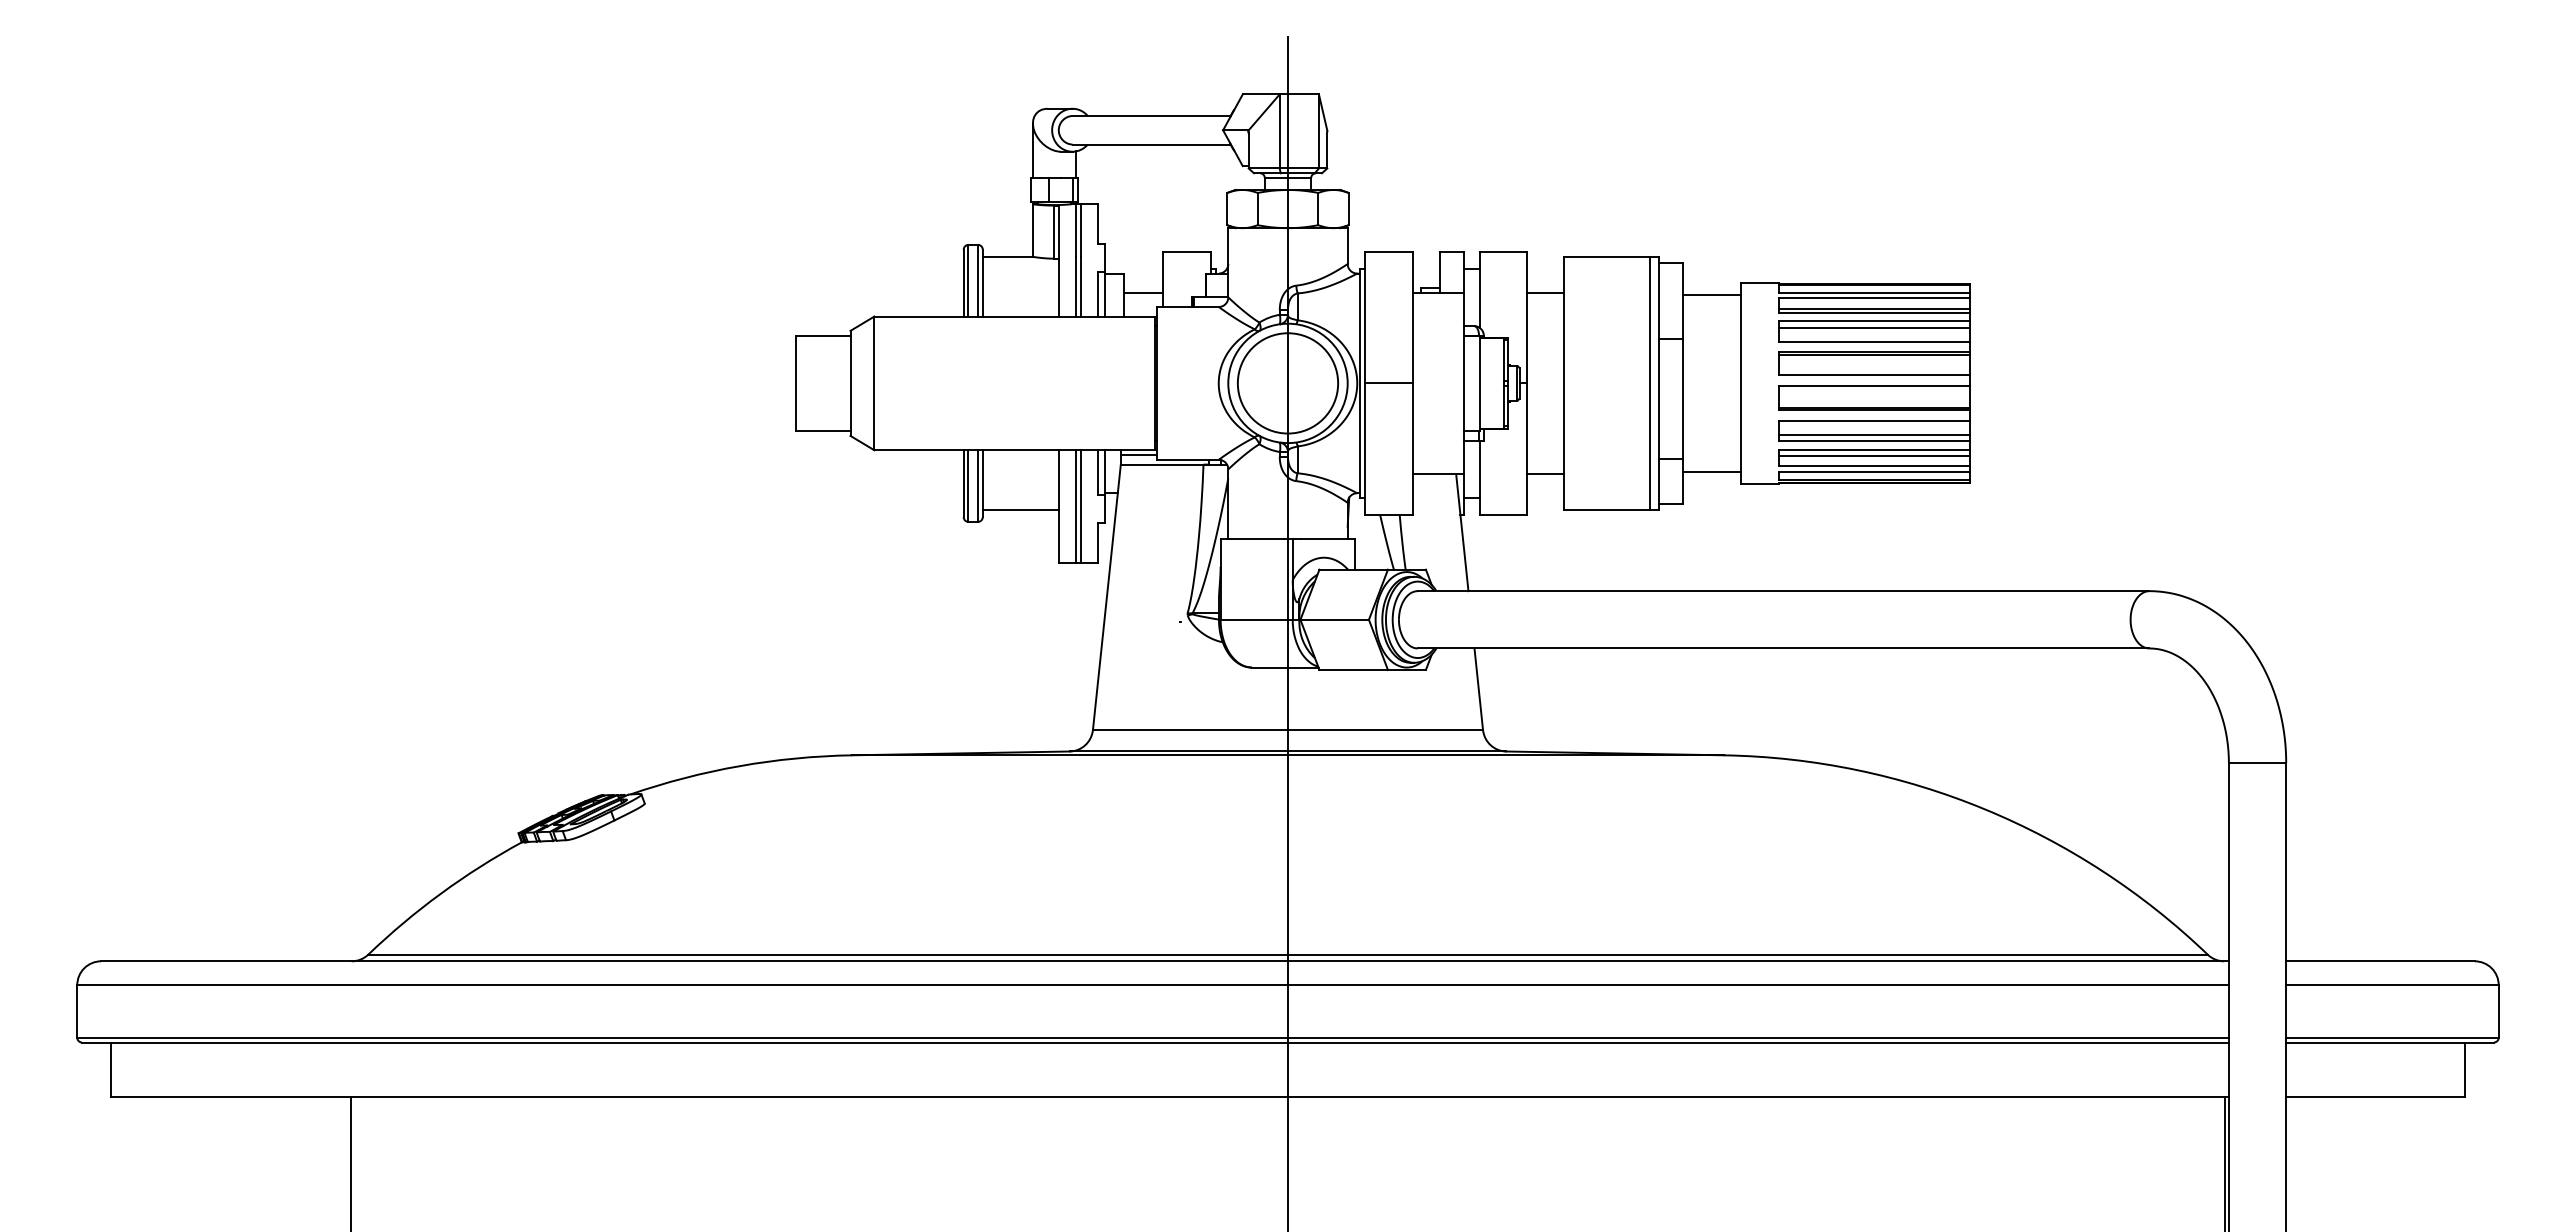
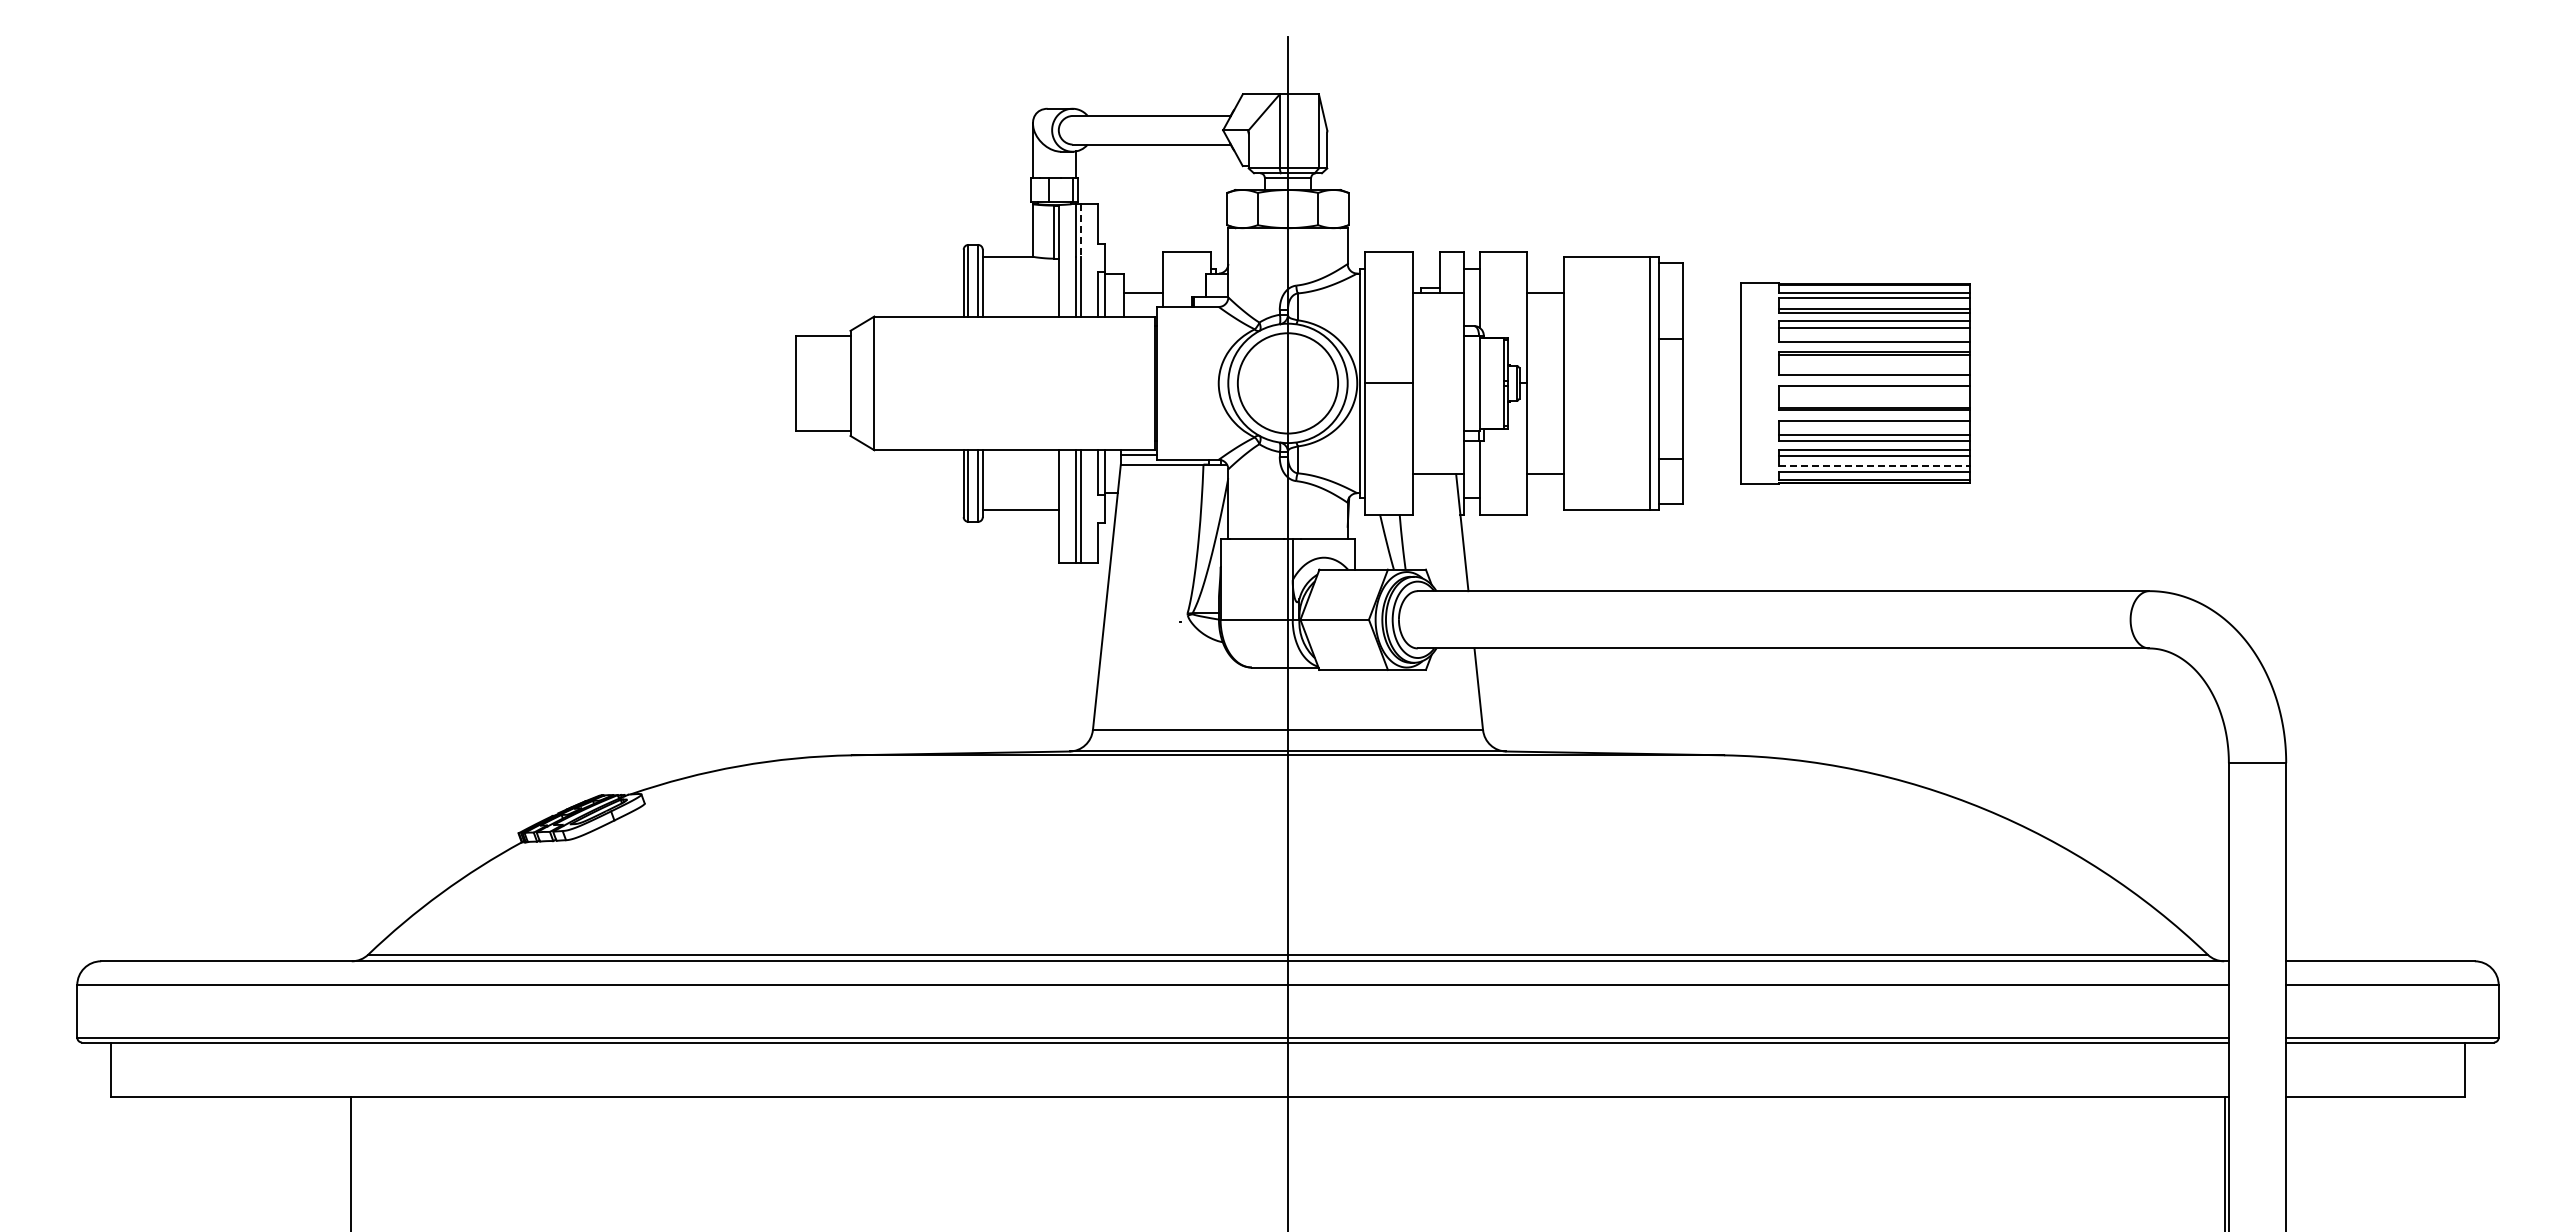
line: solid -> dashed (1081, 231)
line: present -> none (1711, 295)
line: solid -> dashed (1874, 465)
line: present -> none (1711, 471)
